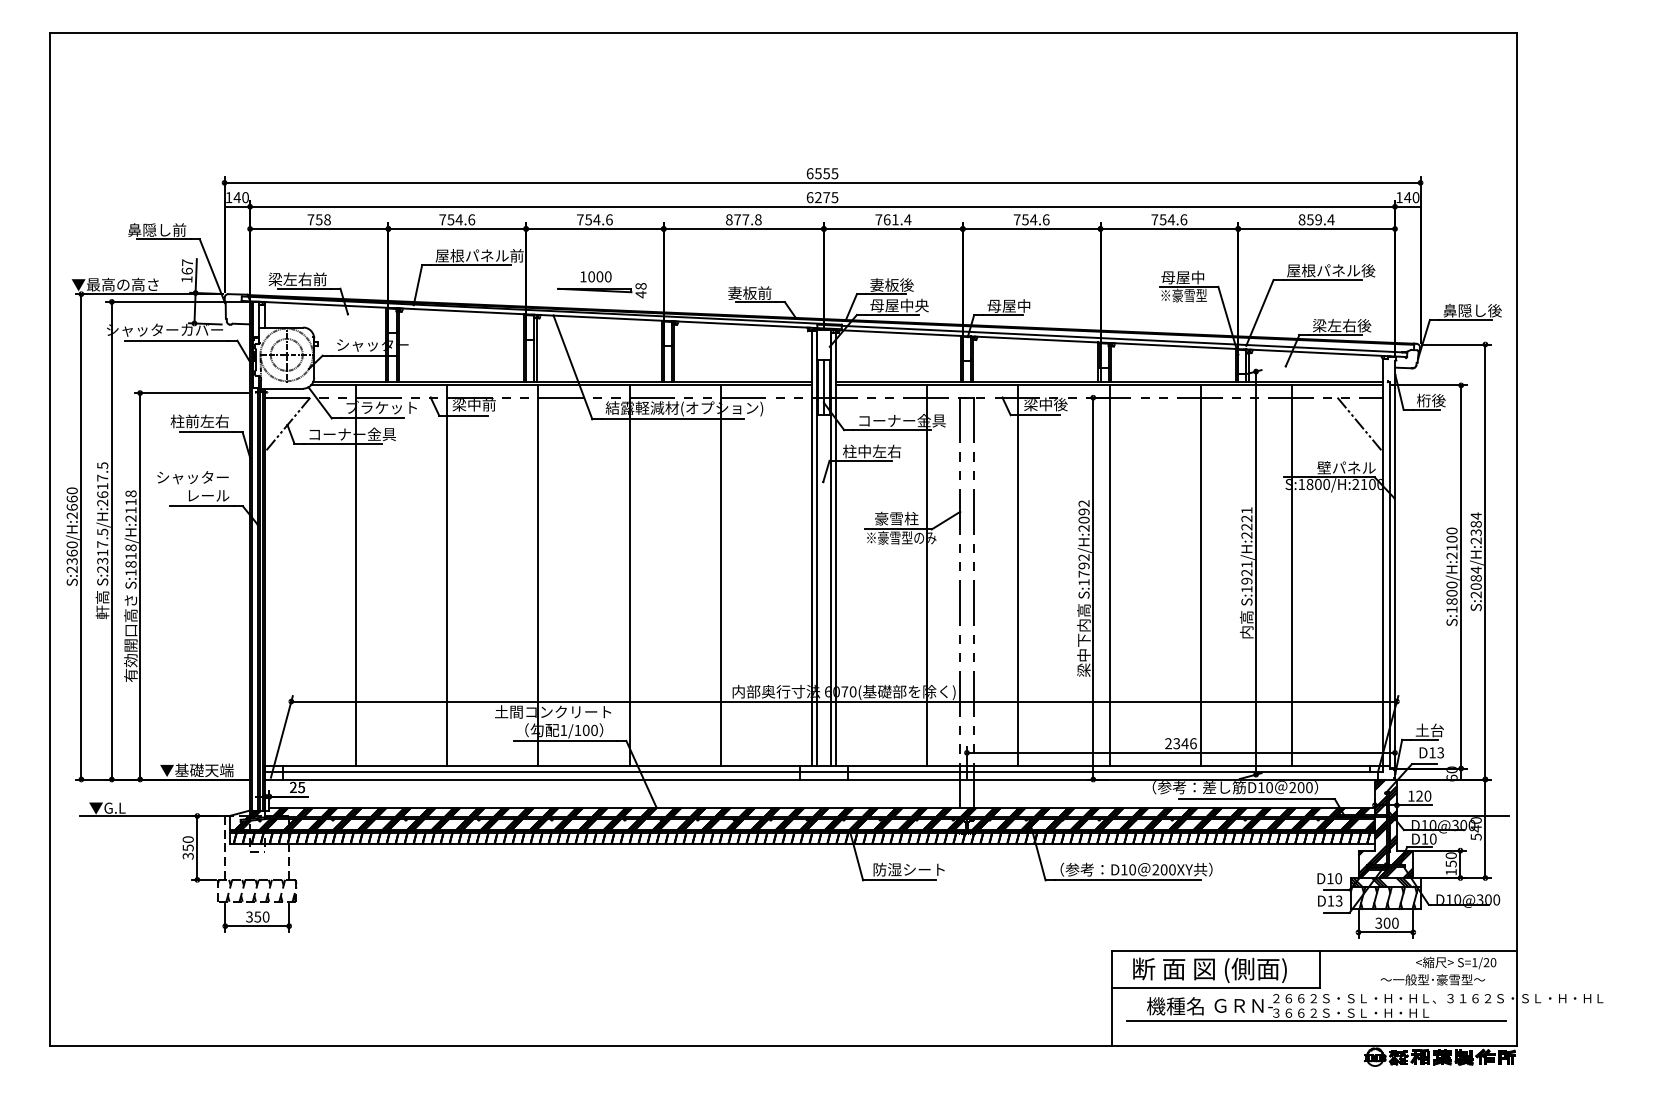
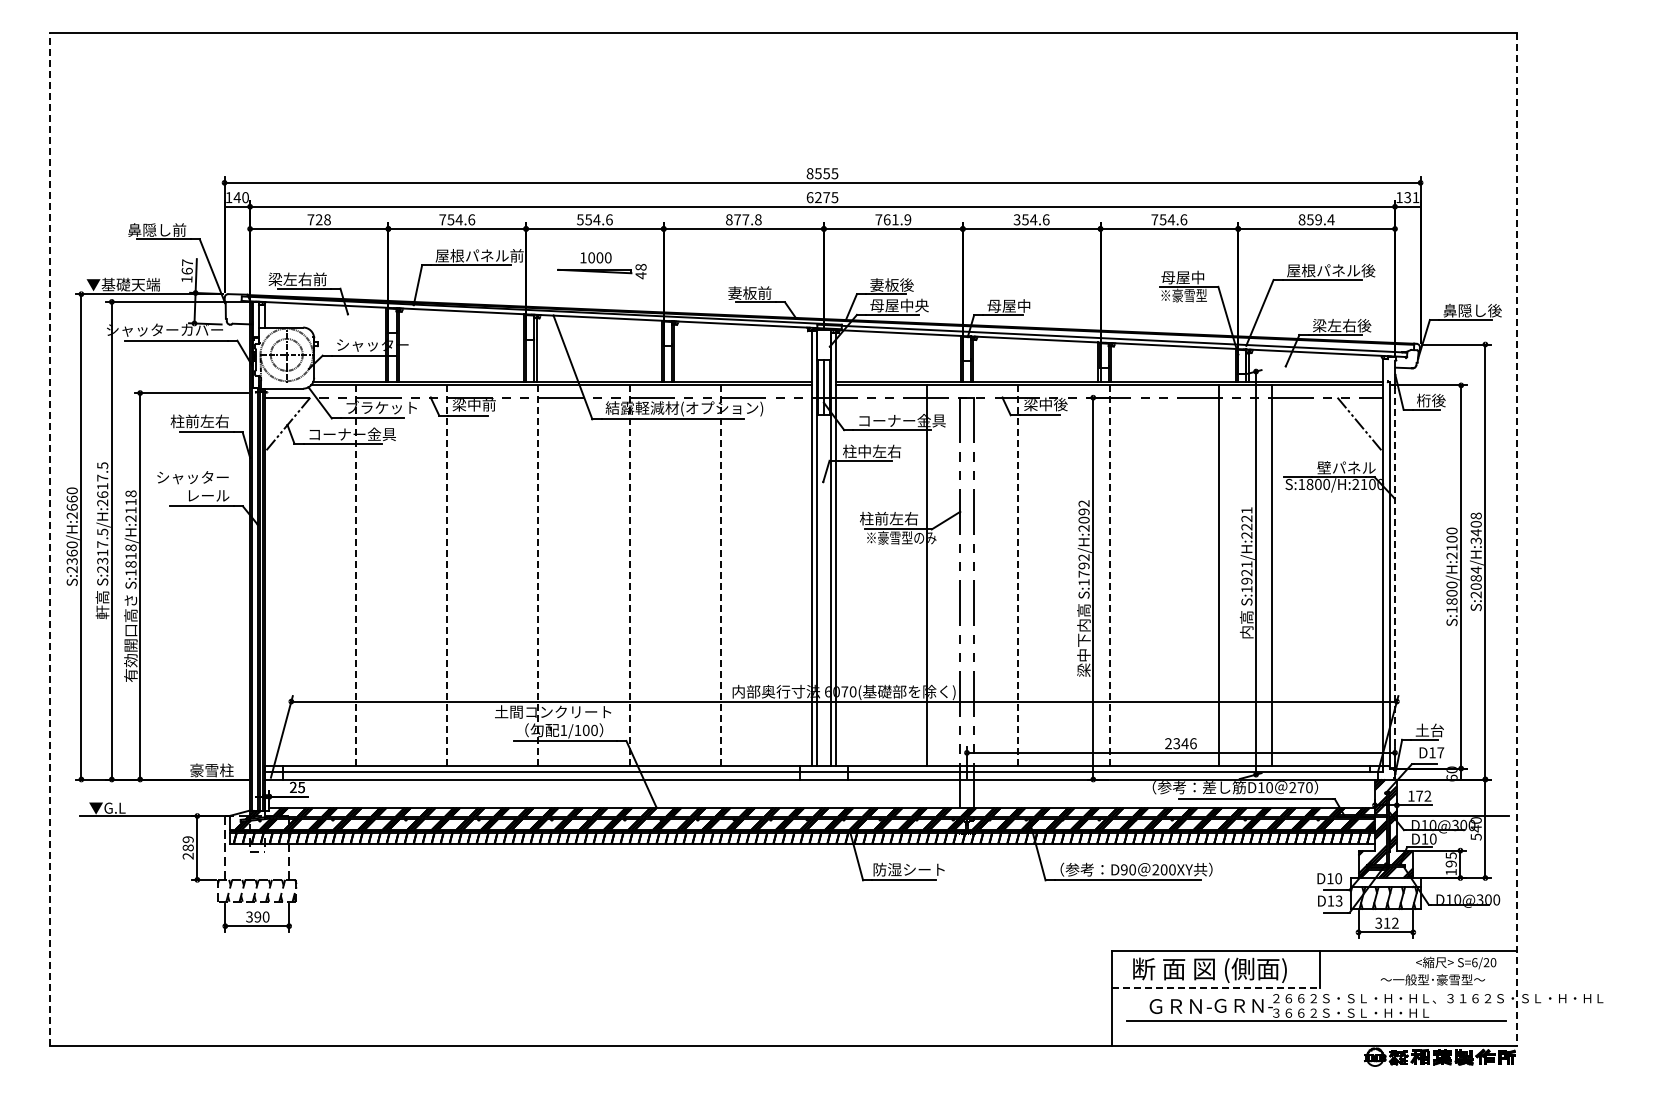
text: 6555 -> 8555 (809, 173)
text: 140 -> 131 (1411, 197)
text: 758 -> 728 (318, 219)
text: 754.6 -> 554.6 (580, 219)
text: 761.4 -> 761.9 (907, 219)
text: 754.6 -> 354.6 (1016, 219)
text: ▼最高の高さ -> ▼基礎天端 (115, 284)
part position: (601, 284) -> (601, 265) (601, 265)
text: 豪雪柱 -> 柱前左右 (889, 518)
text: S:2084/H:2384 -> S:2084/H:3408 (1475, 528)
line: solid -> dashed (49, 539)
line: solid -> dashed (1517, 539)
line: solid -> dashed (355, 575)
line: solid -> dashed (447, 575)
line: solid -> dashed (538, 575)
line: solid -> dashed (629, 575)
line: solid -> dashed (720, 575)
line: solid -> dashed (1018, 575)
line: solid -> dashed (1109, 575)
line position: (1200, 575) -> (1218, 575) (1218, 575)
line position: (1291, 575) -> (1271, 575) (1271, 575)
line: solid -> dashed (1394, 576)
text: D13 -> D17 (1440, 752)
text: ▼基礎天端 -> 豪雪柱 (196, 770)
text: 200 -> 270 (1300, 787)
text: 120 -> 172 (1423, 795)
text: 350 -> 289 (187, 847)
text: 150 -> 195 (1450, 859)
text: D10 -> D90 (1124, 869)
hatch: present -> none (1381, 882)
text: 350 -> 390 (257, 916)
text: 300 -> 312 (1390, 922)
text: S=1/20 -> S=6/20 (1474, 962)
line: solid -> dashed (1215, 987)
text: 機種名 -> ＧＲＮ- (1179, 1006)
